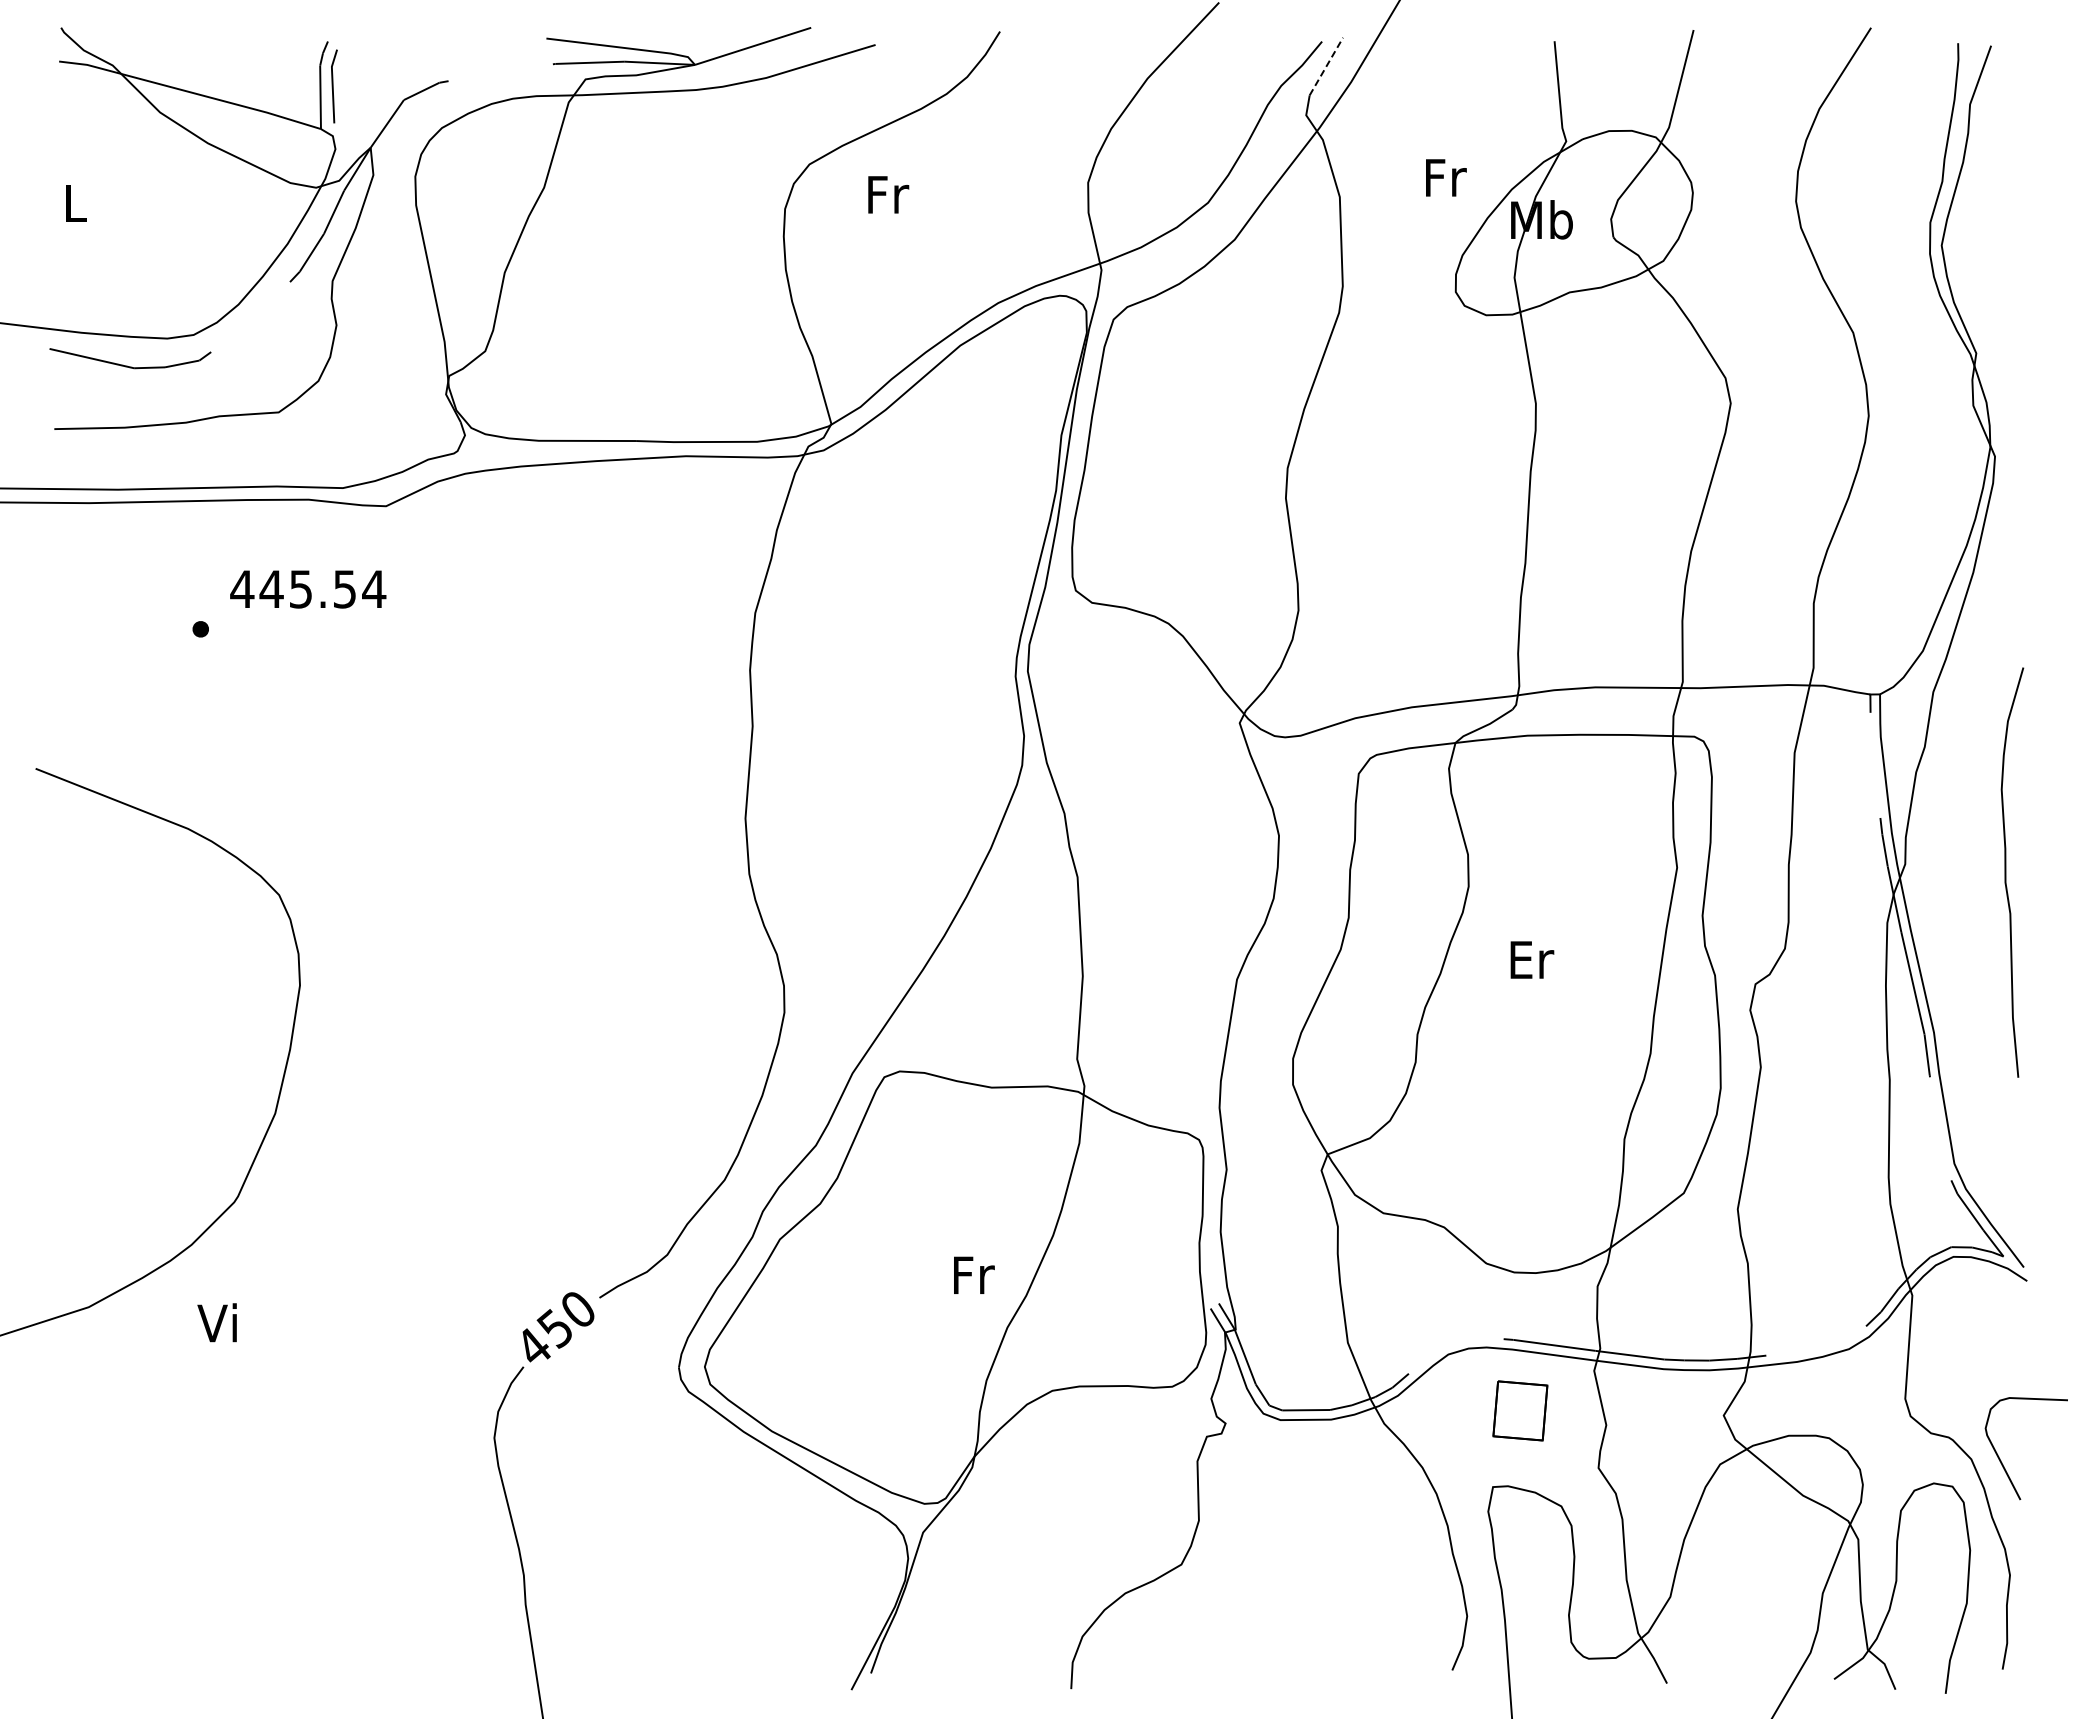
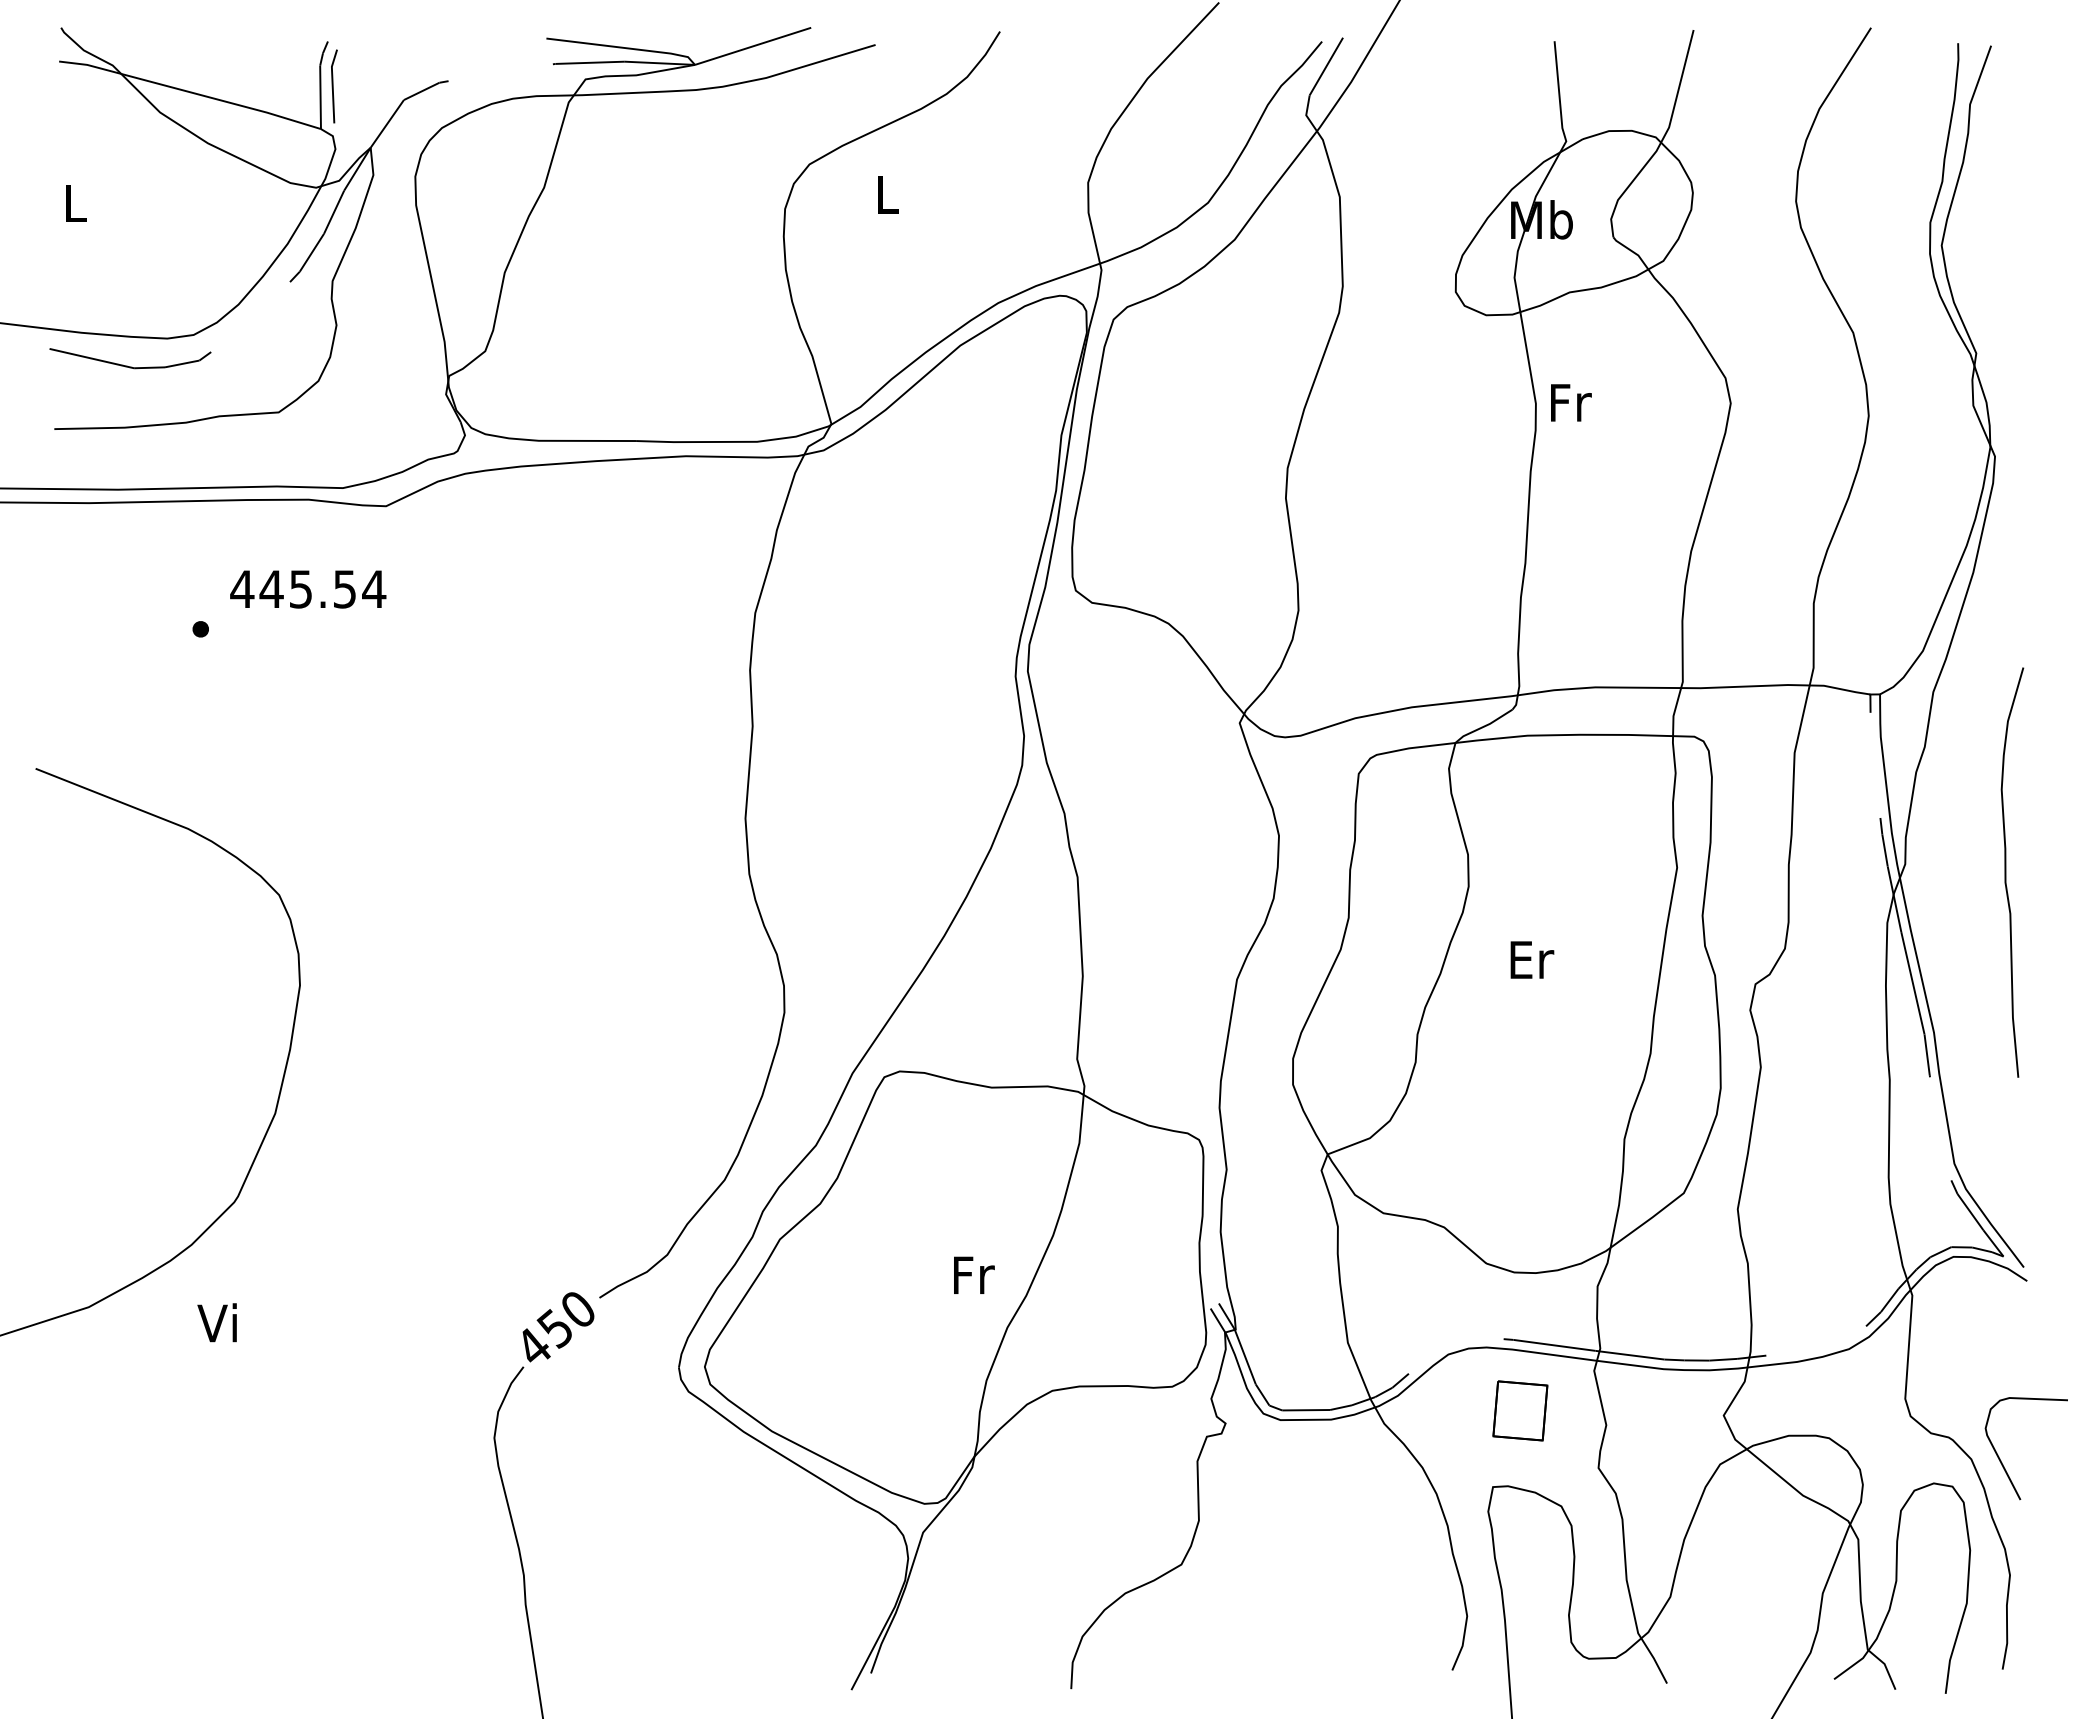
line: dashed -> solid (1326, 66)
text position: (1446, 177) -> (1571, 402) (1571, 402)
text: Fr -> L (888, 194)
